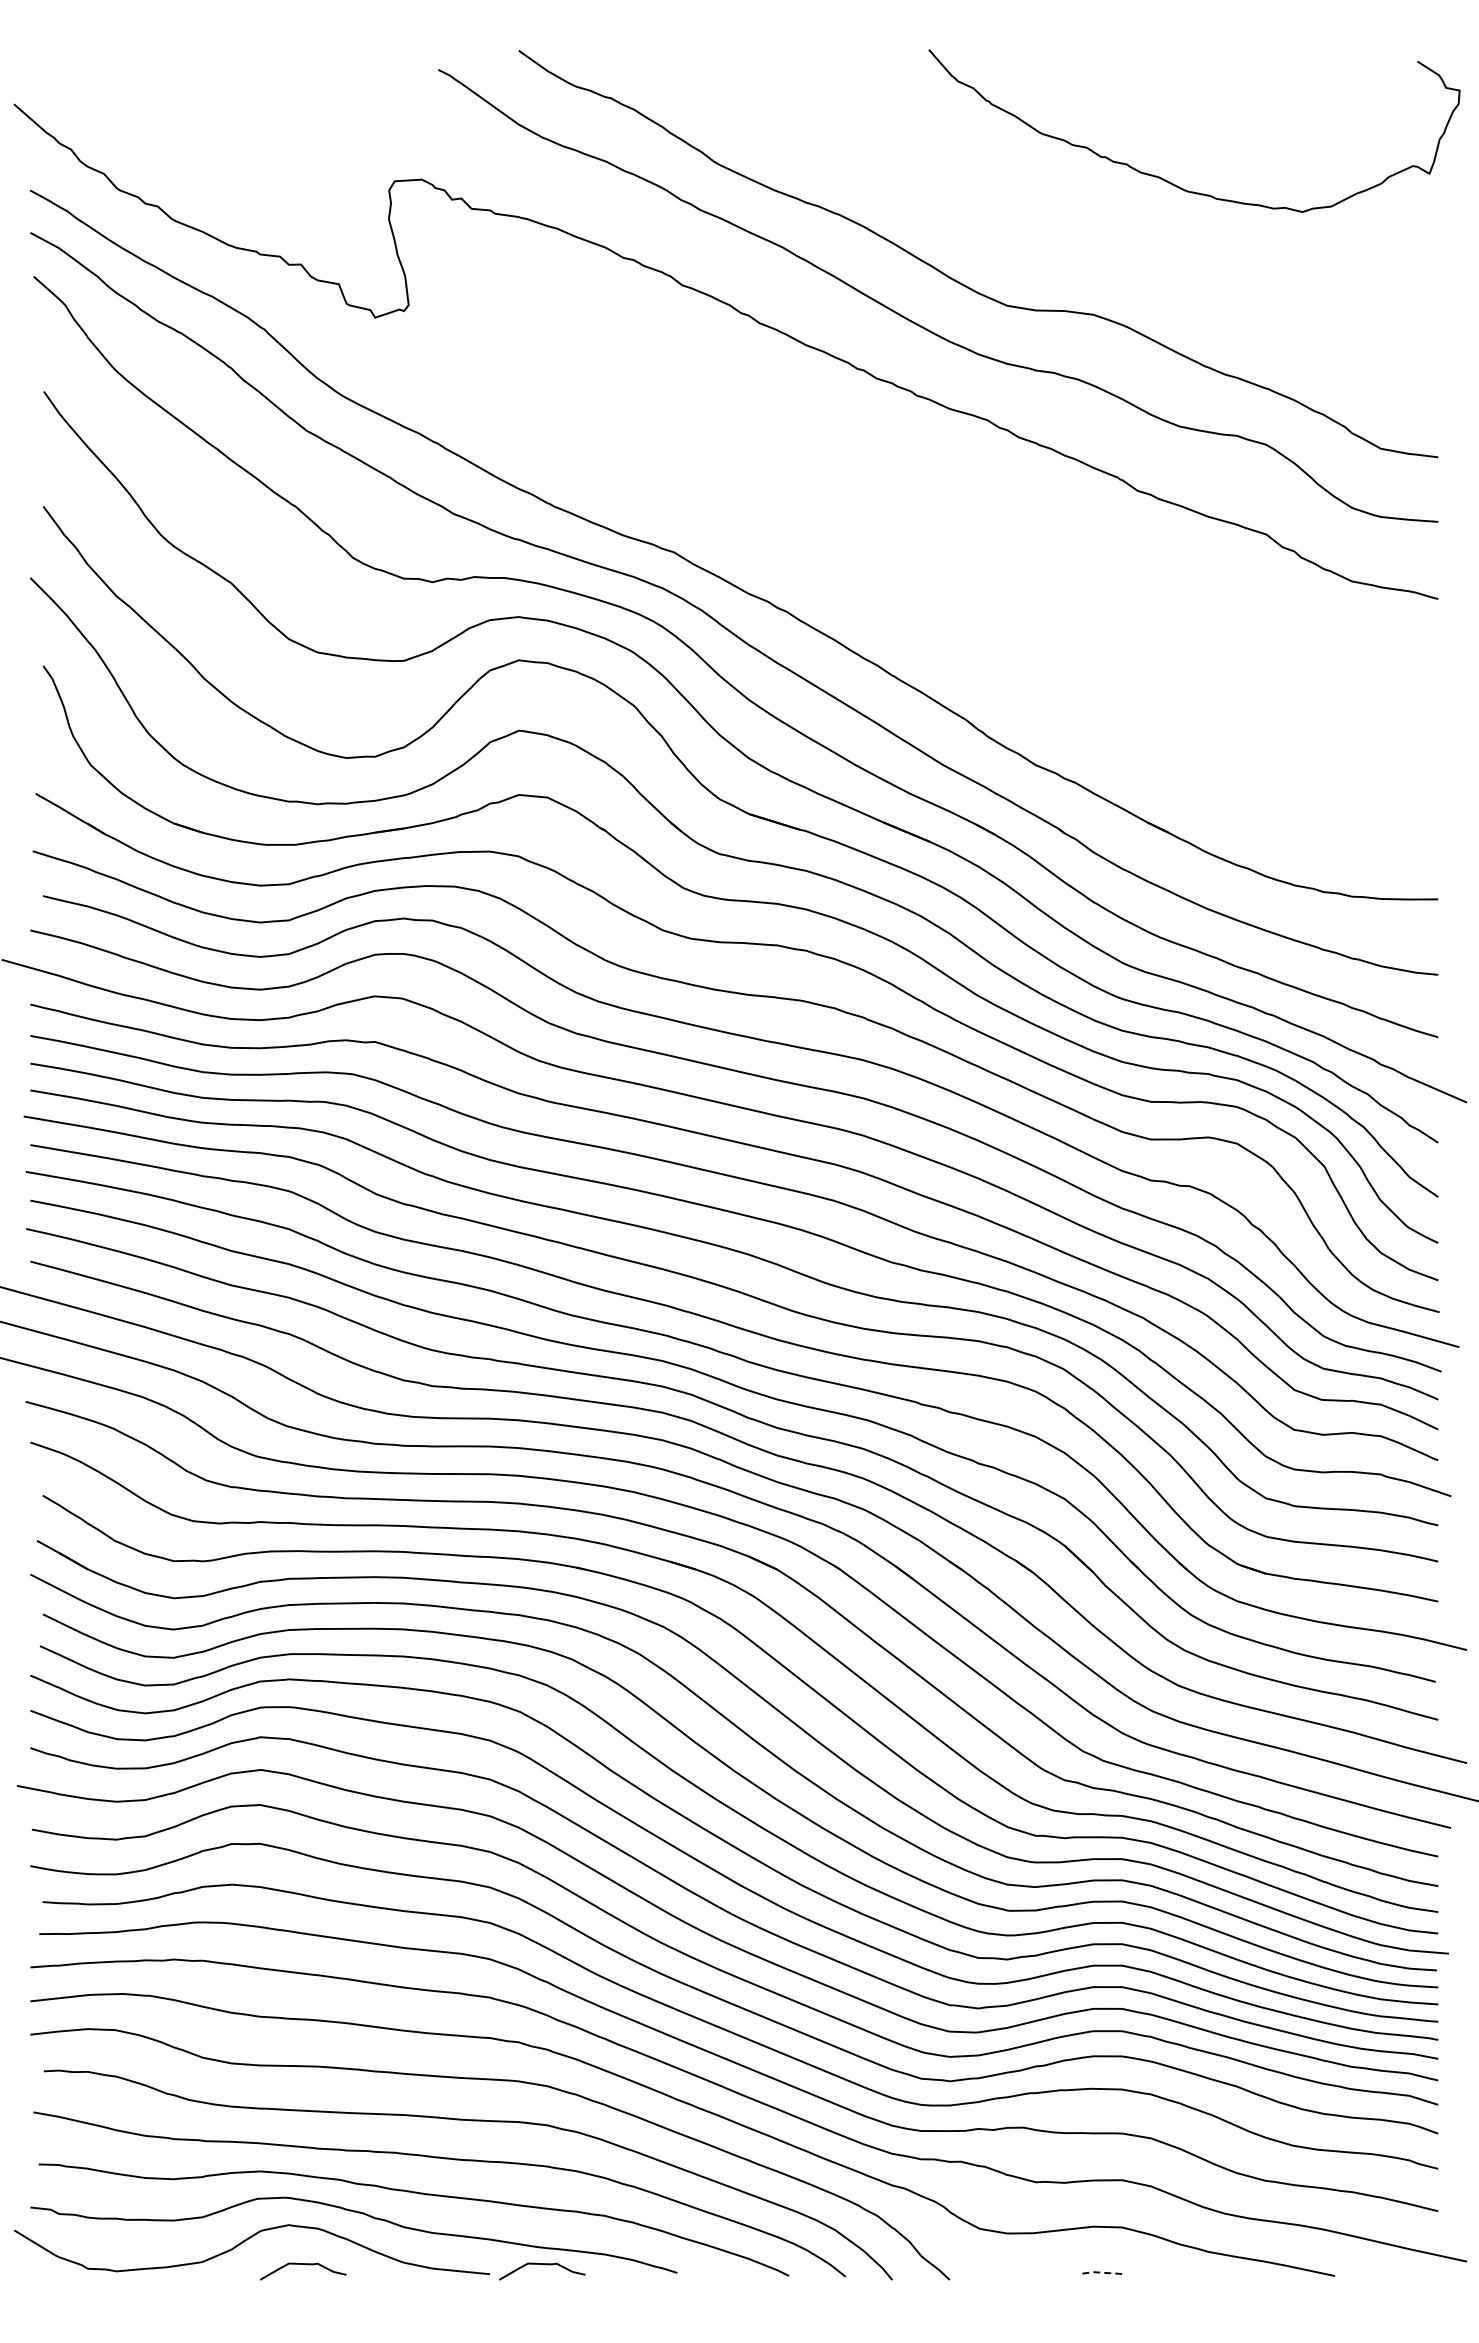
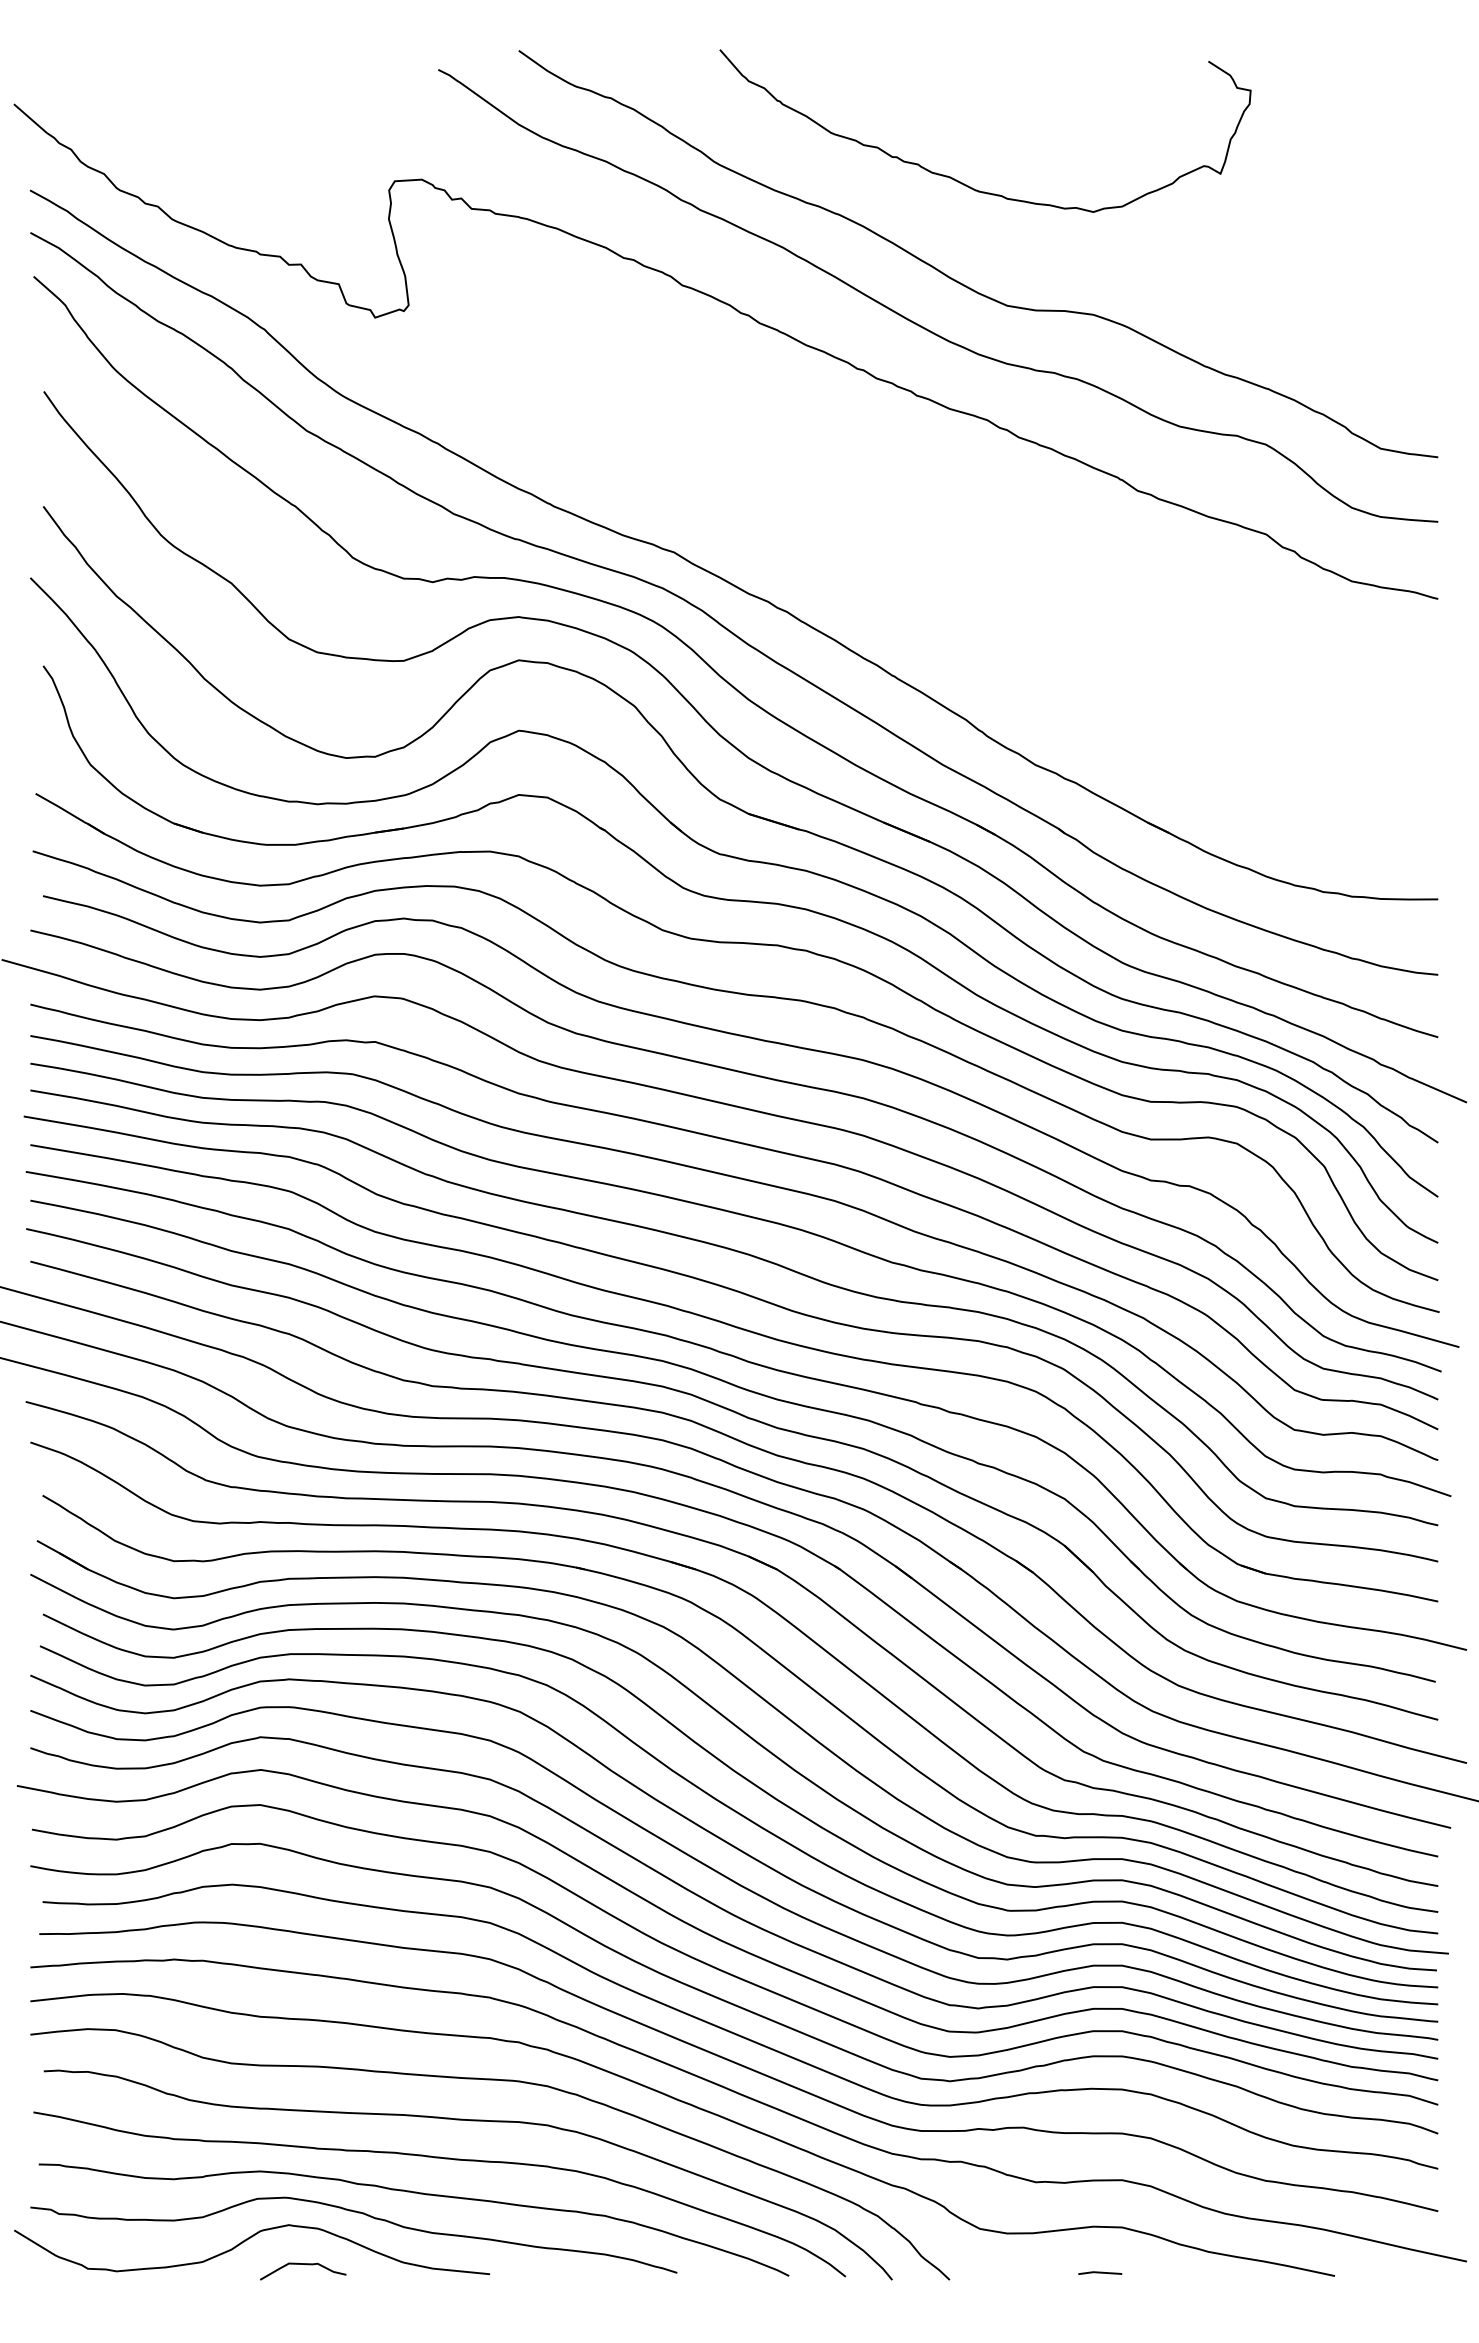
curve position: (1169, 181) -> (960, 181) (960, 181)
curve: present -> none (542, 2264)
line: dashed -> solid (1099, 2272)
